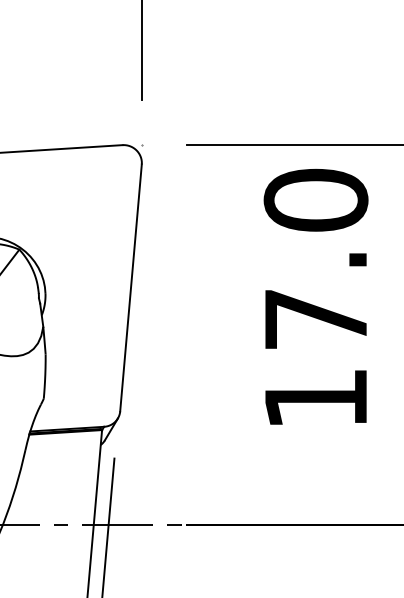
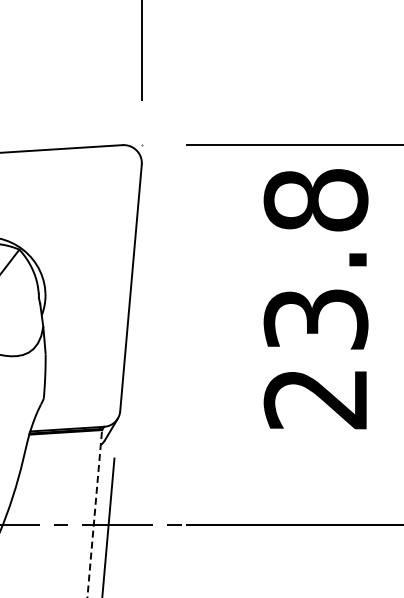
text: 17.0 -> 23.8 (315, 298)
line: solid -> dashed (94, 513)
